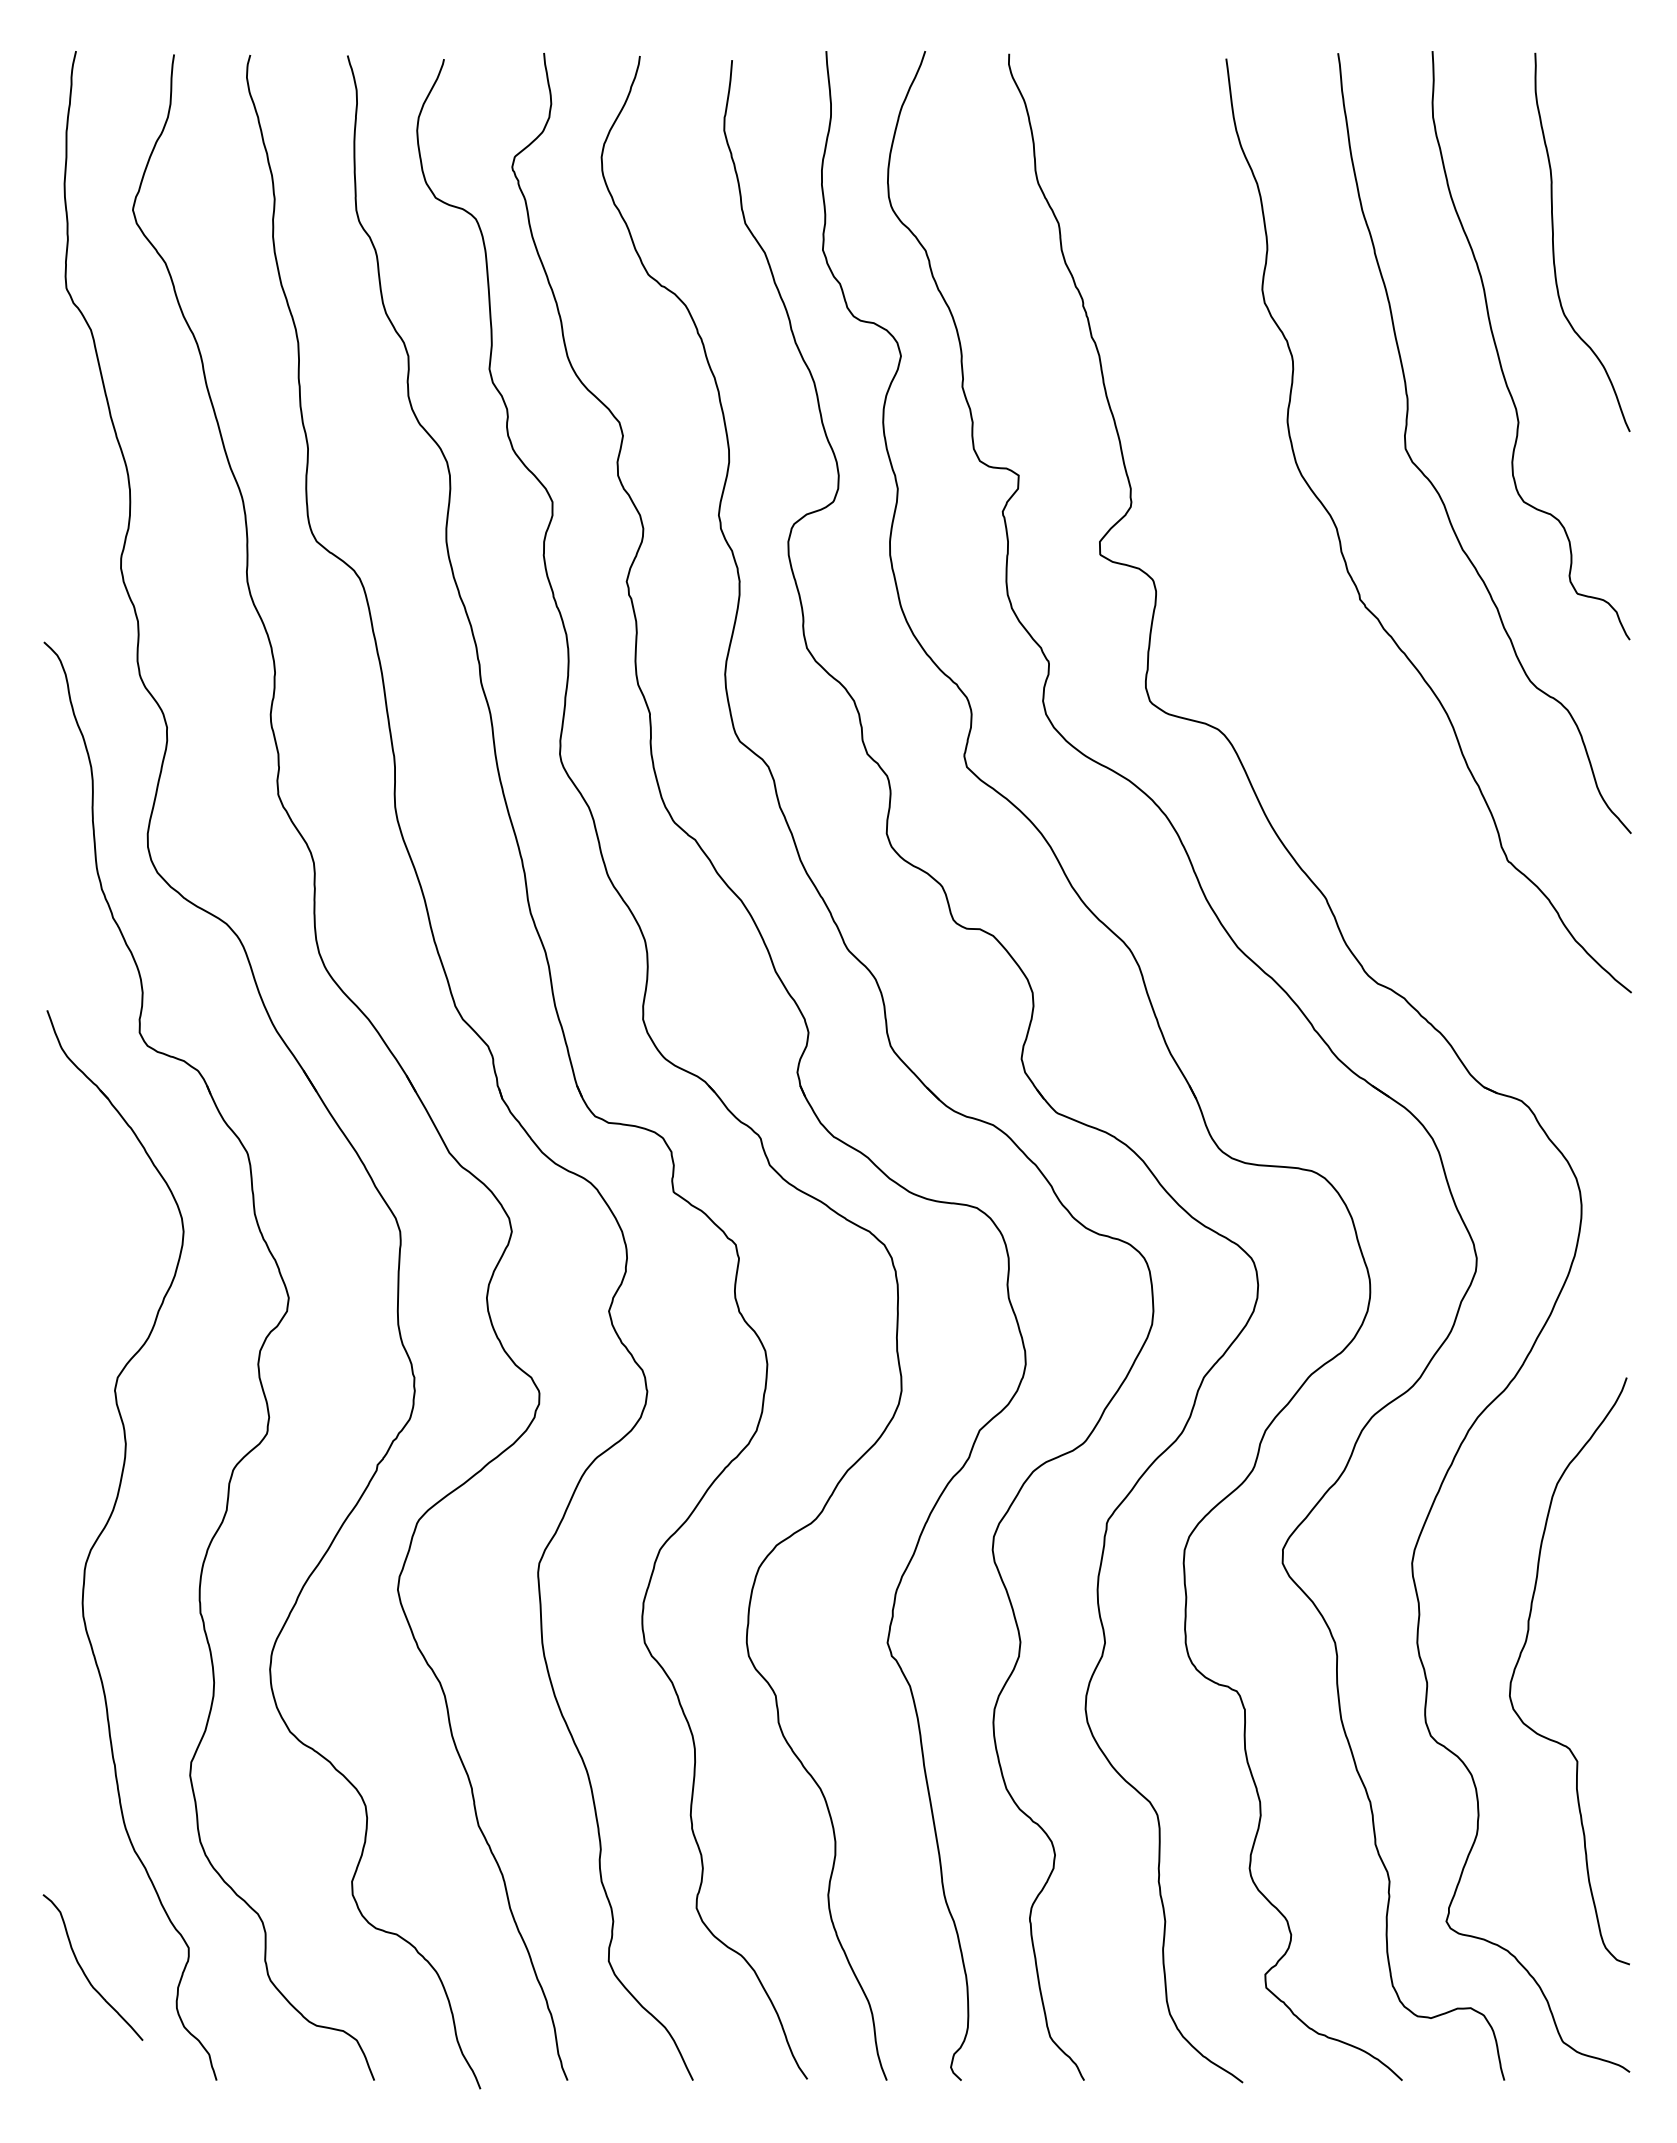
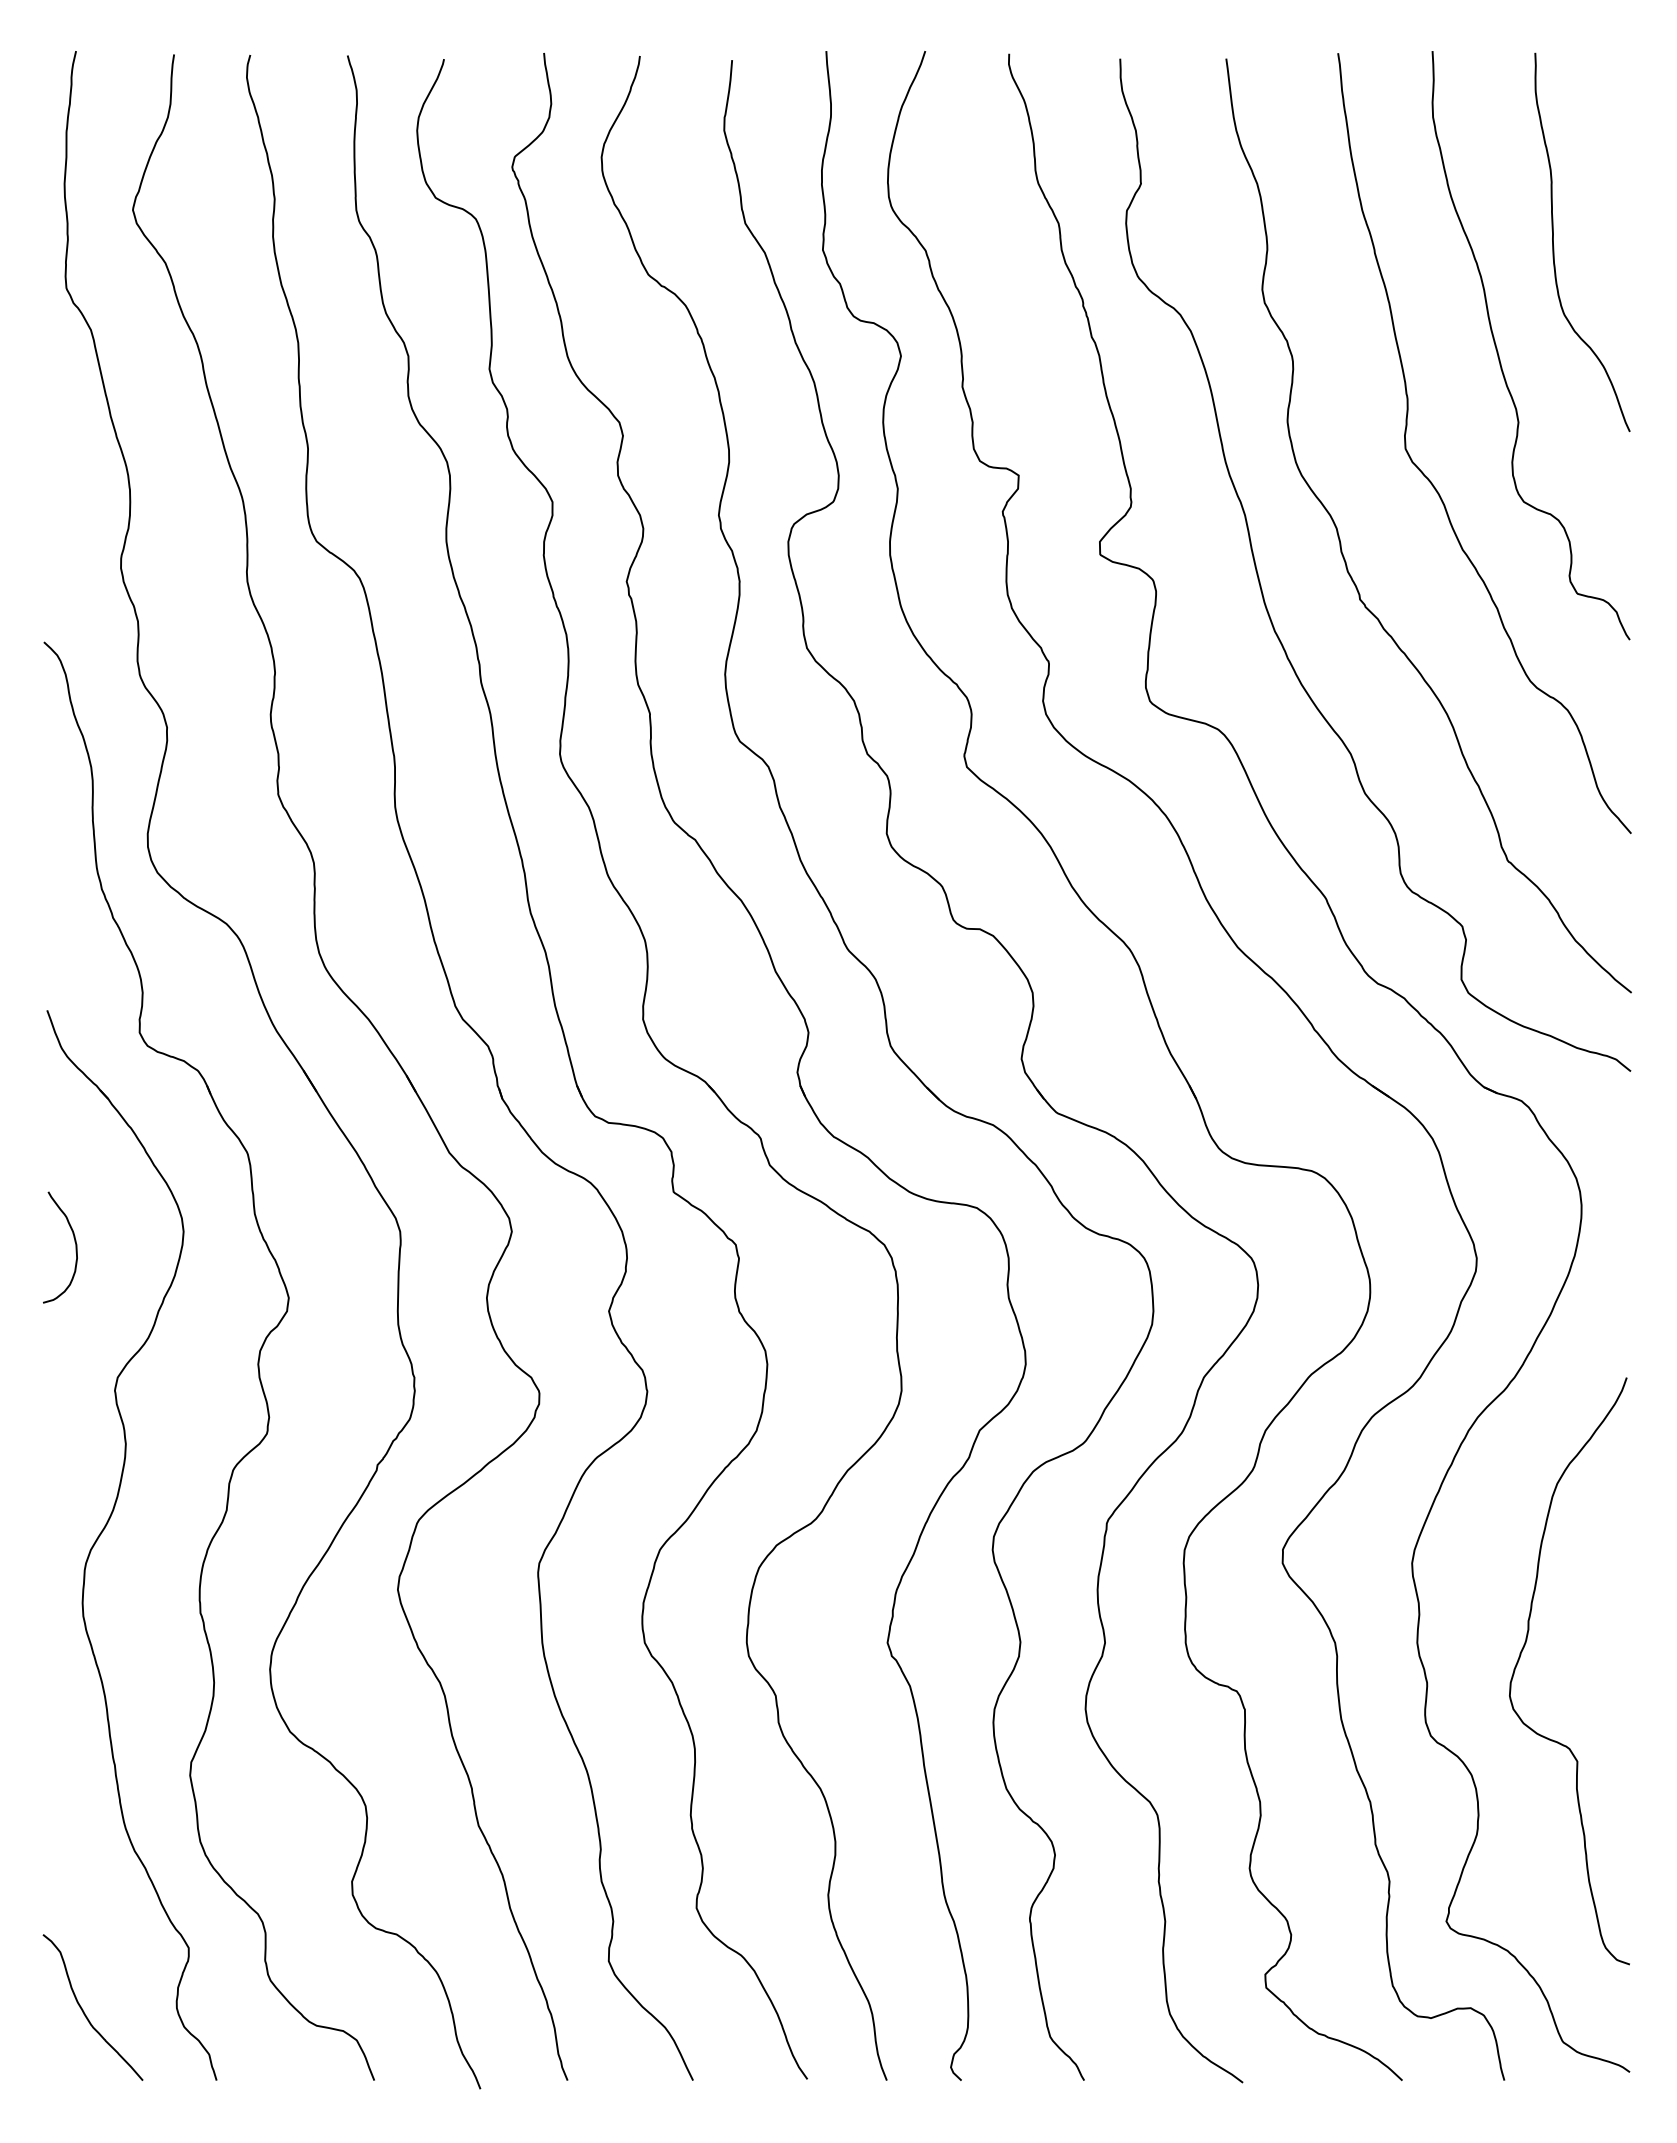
curve: none -> present (1263, 593)
curve: none -> present (74, 1242)
curve position: (84, 1971) -> (84, 2011) (84, 2011)
